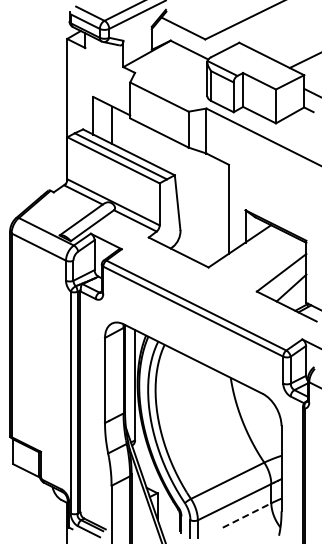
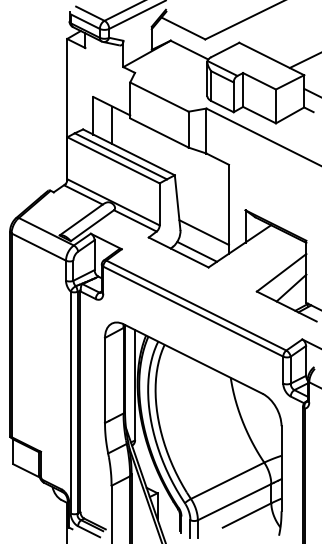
line: none -> present (203, 232)
line: none -> present (197, 251)
line: dashed -> solid (247, 515)
